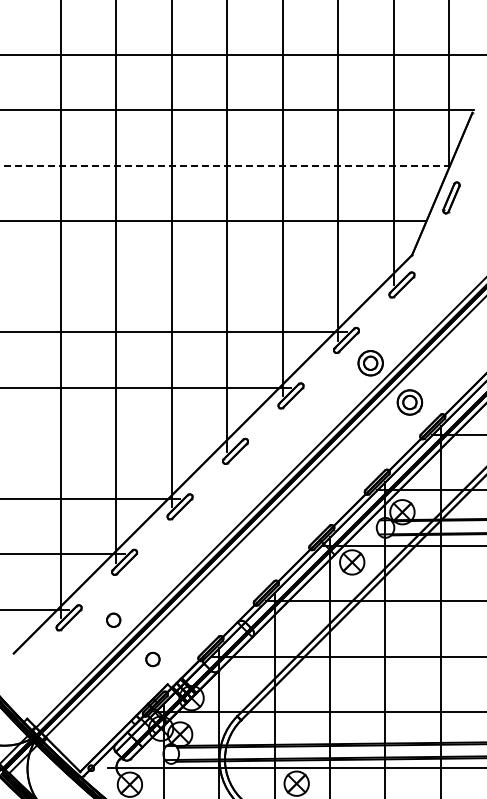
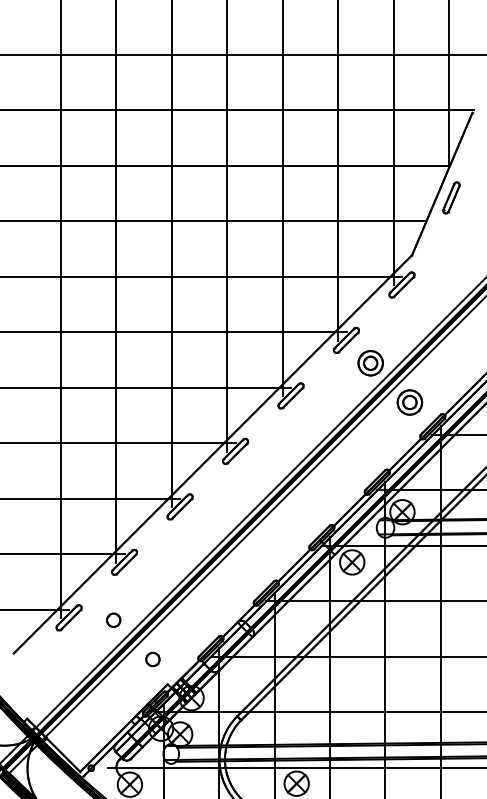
line: dashed -> solid (225, 165)
line: none -> present (202, 276)
line: none -> present (118, 443)
